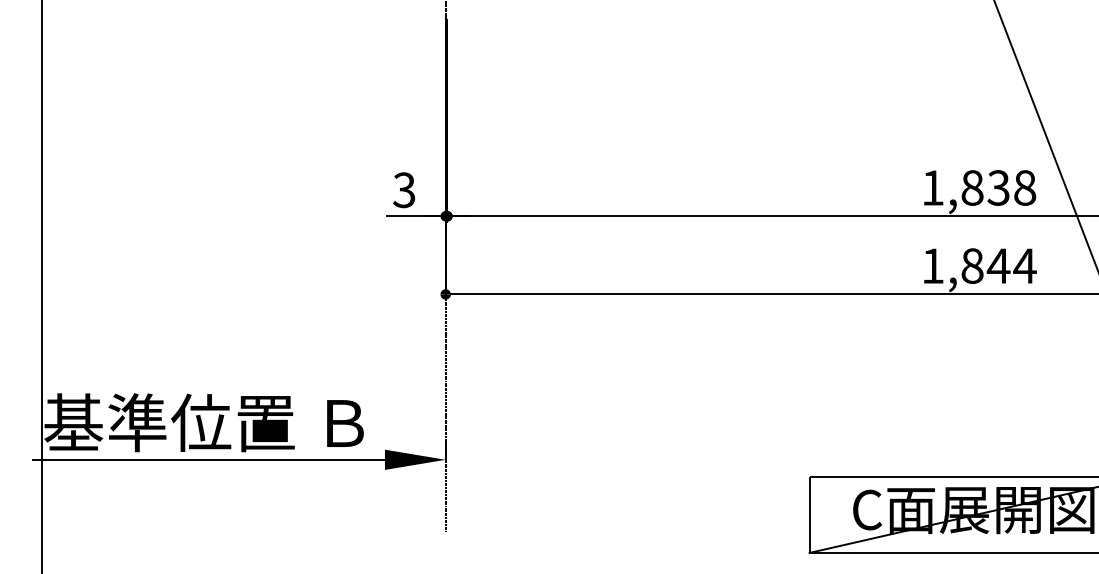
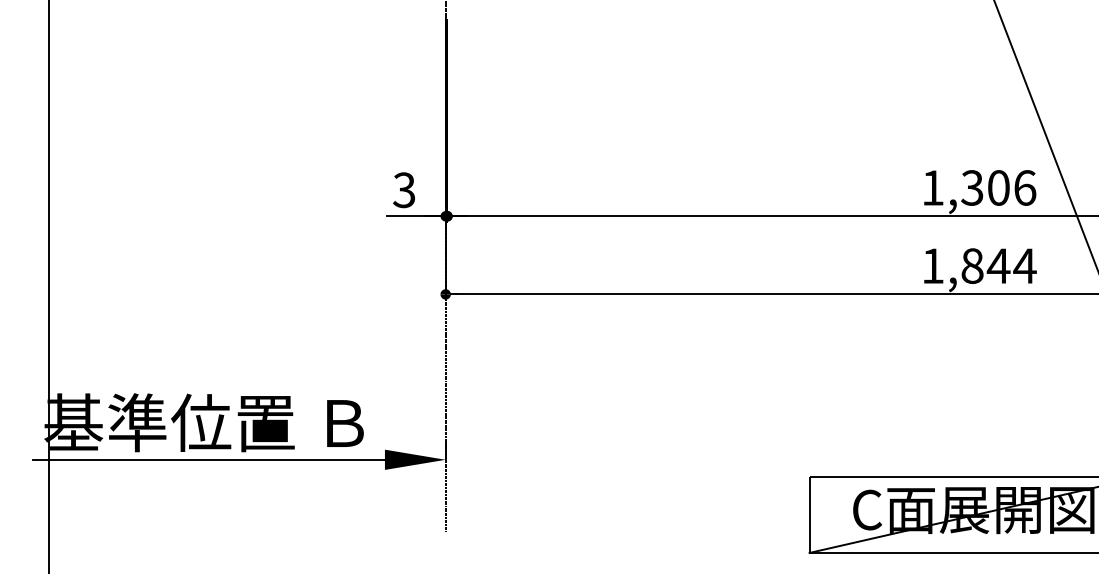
text: 1,838 -> 1,306 (998, 187)
line position: (41, 286) -> (48, 286) (48, 286)
